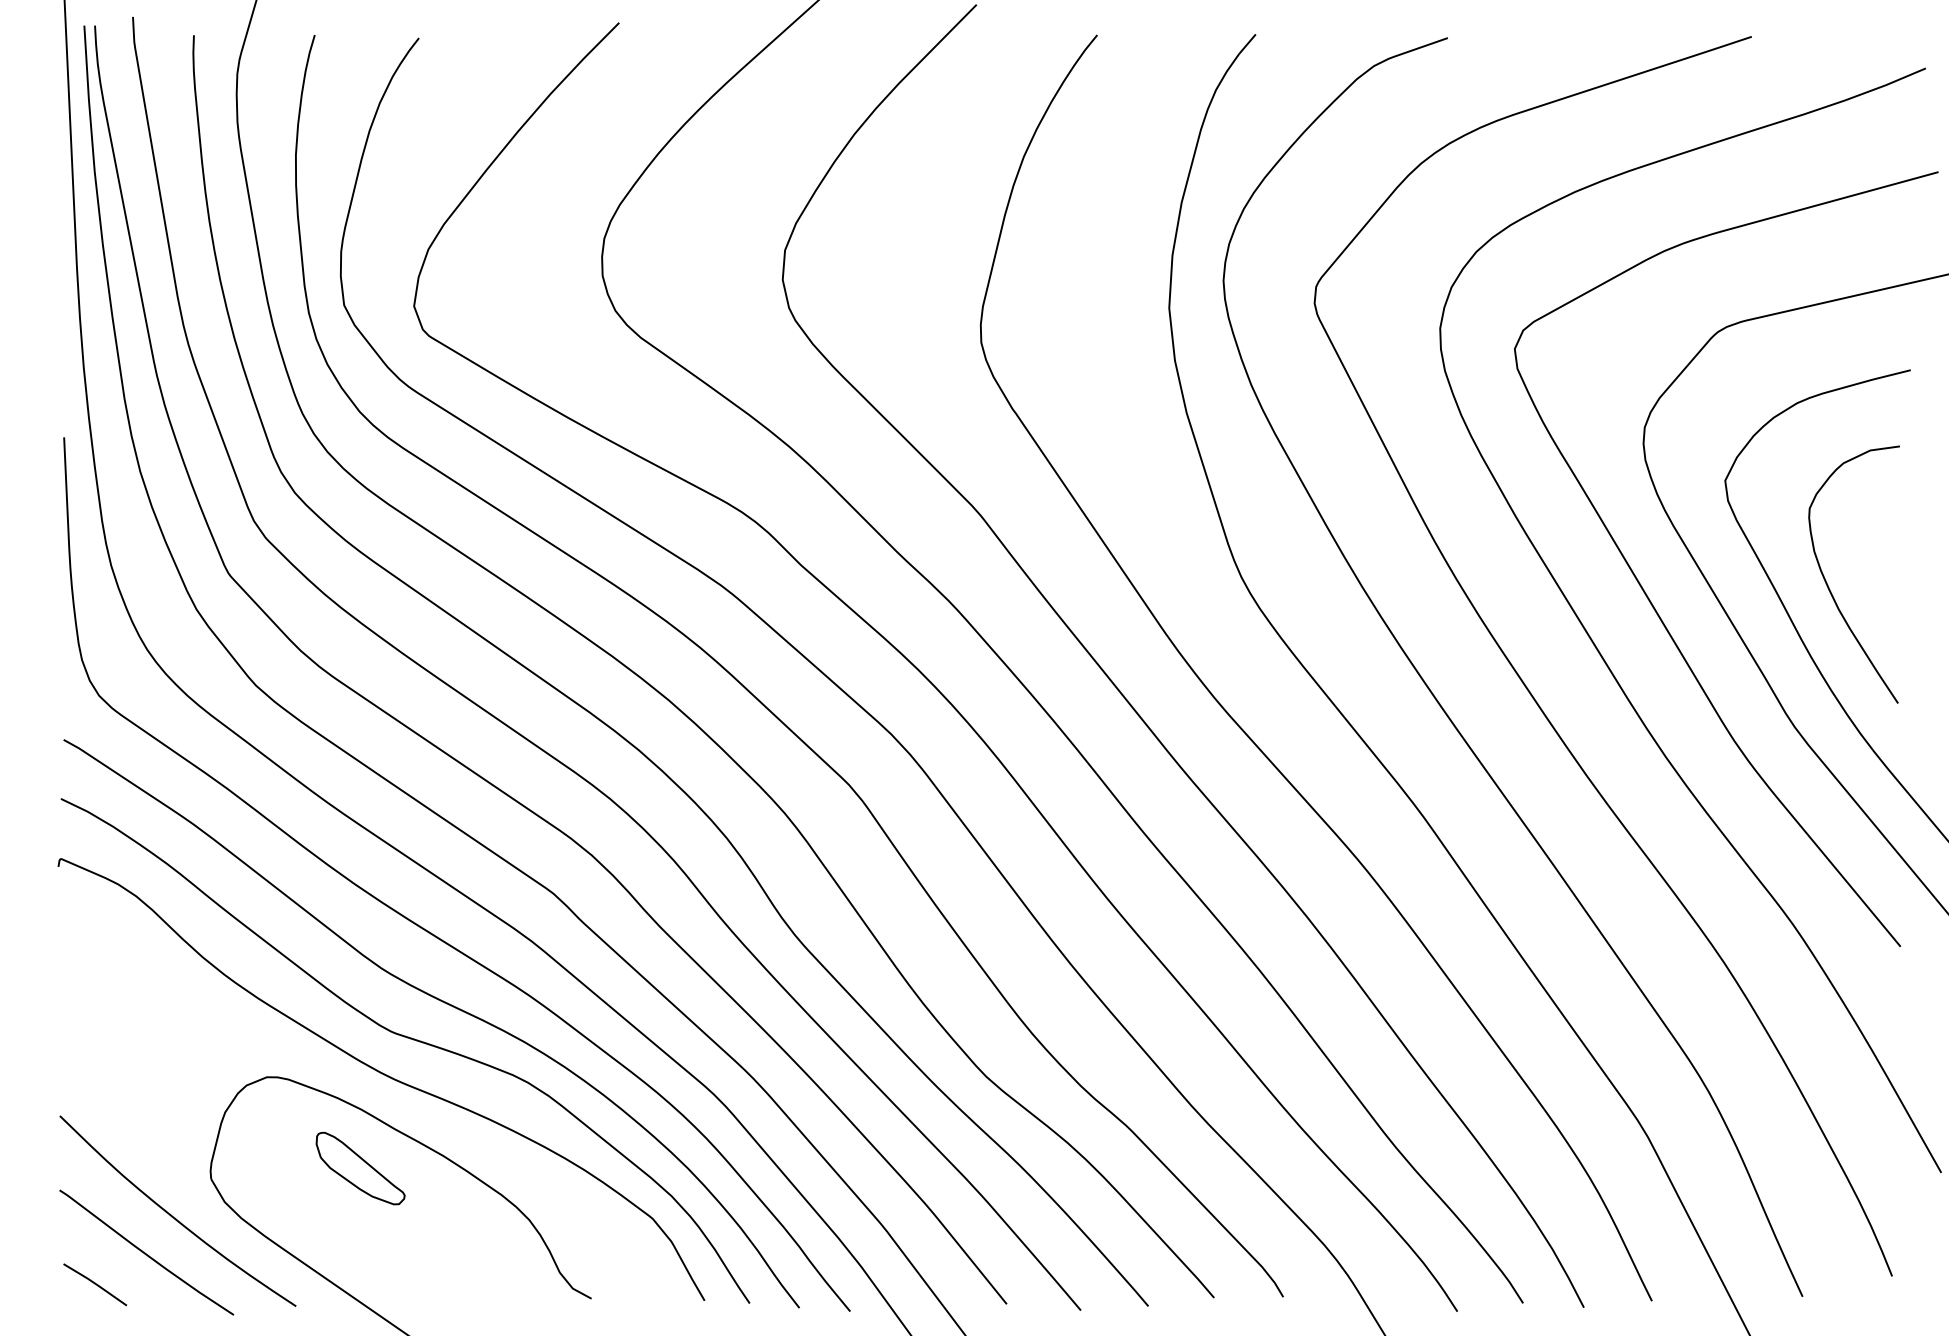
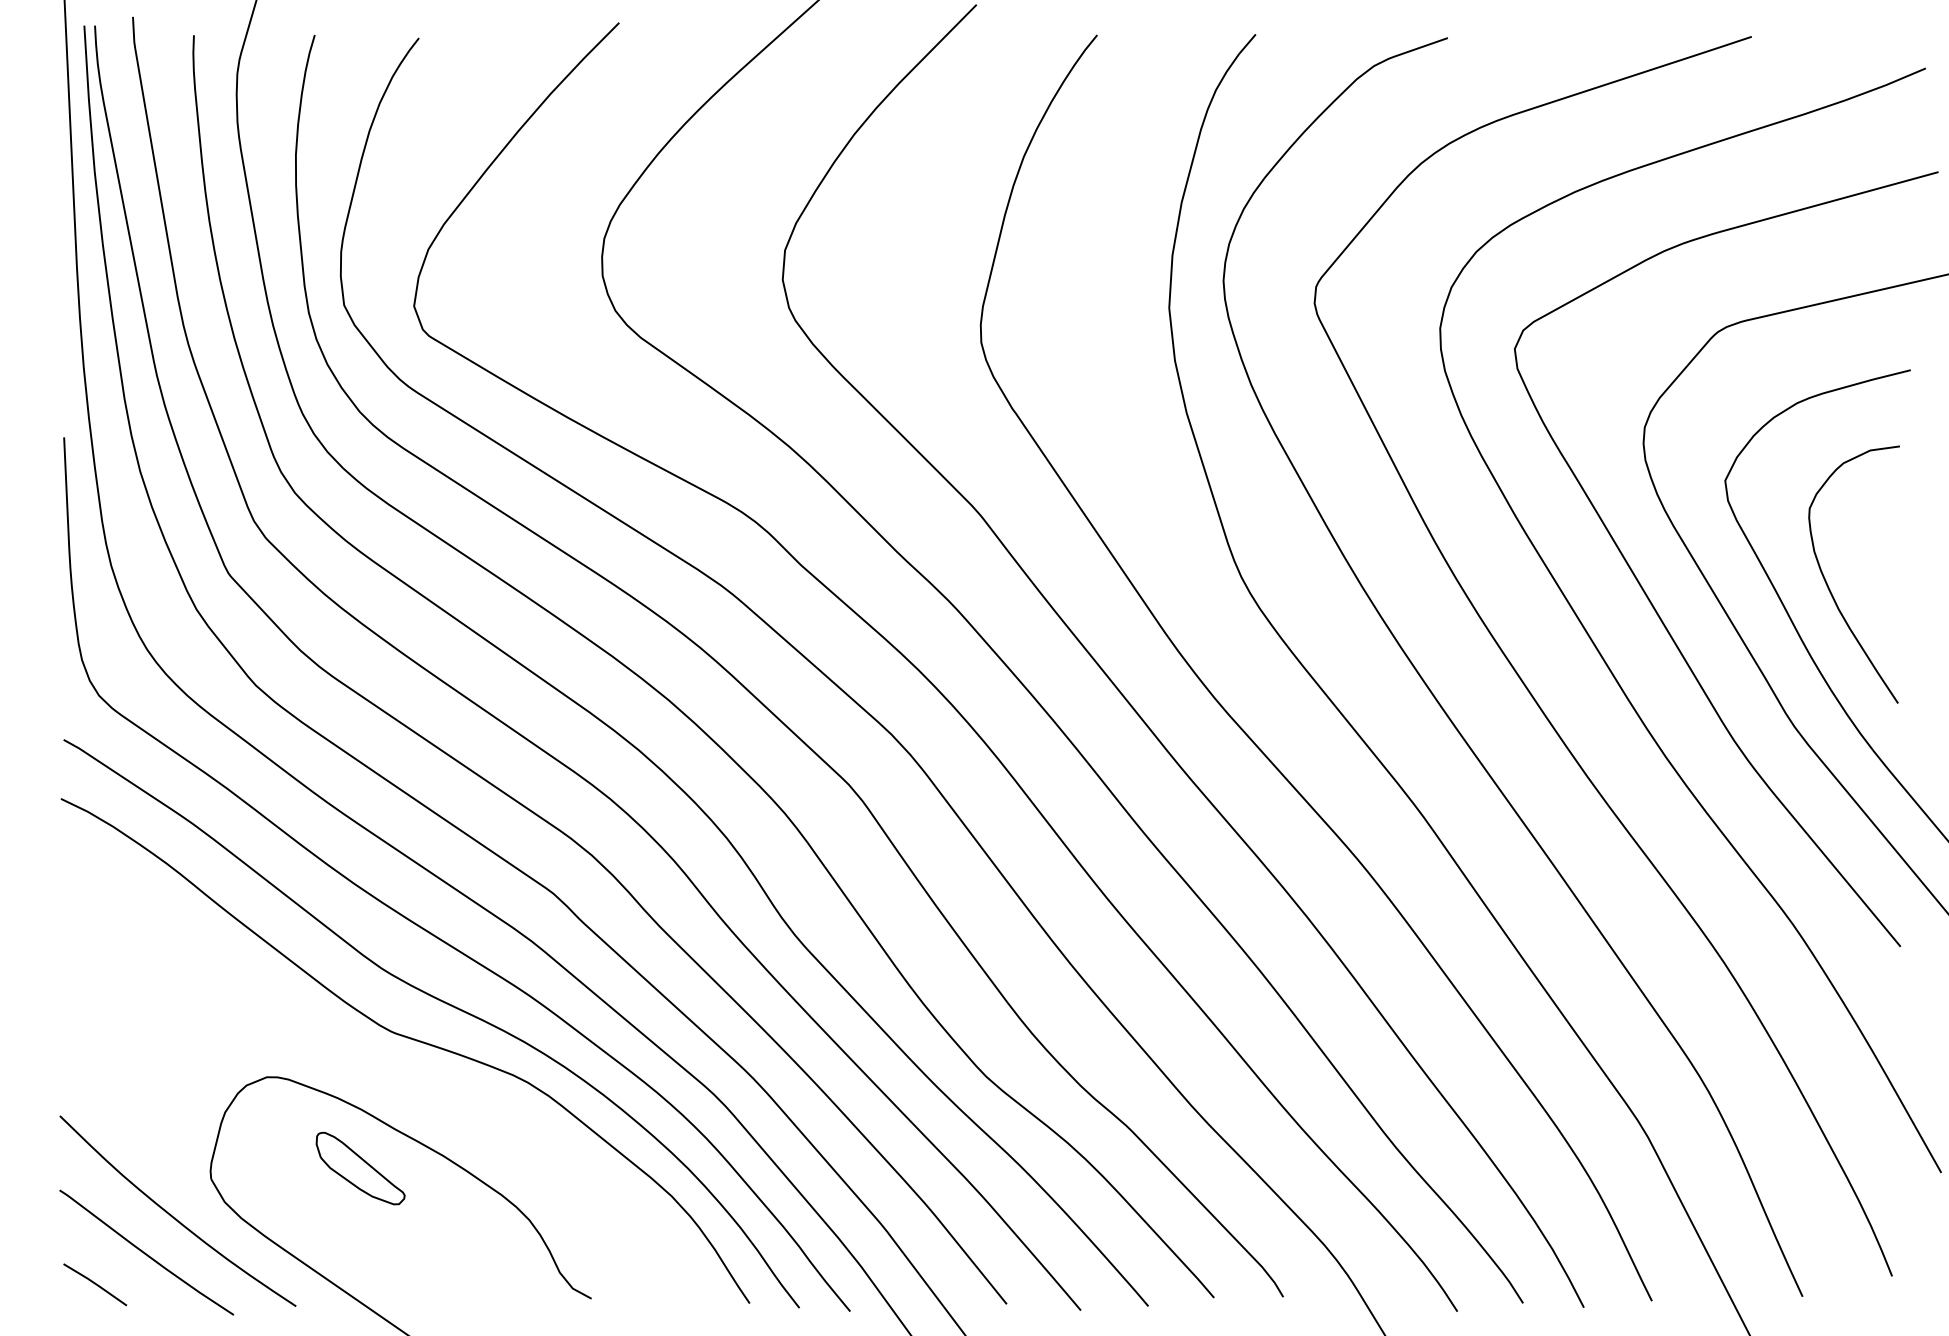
curve: present -> none (383, 1075)
